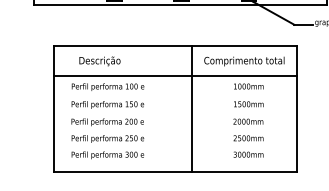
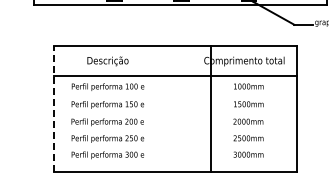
text position: (99, 61) -> (107, 61) (107, 61)
line: solid -> dashed (53, 108)
line position: (191, 108) -> (210, 108) (210, 108)
